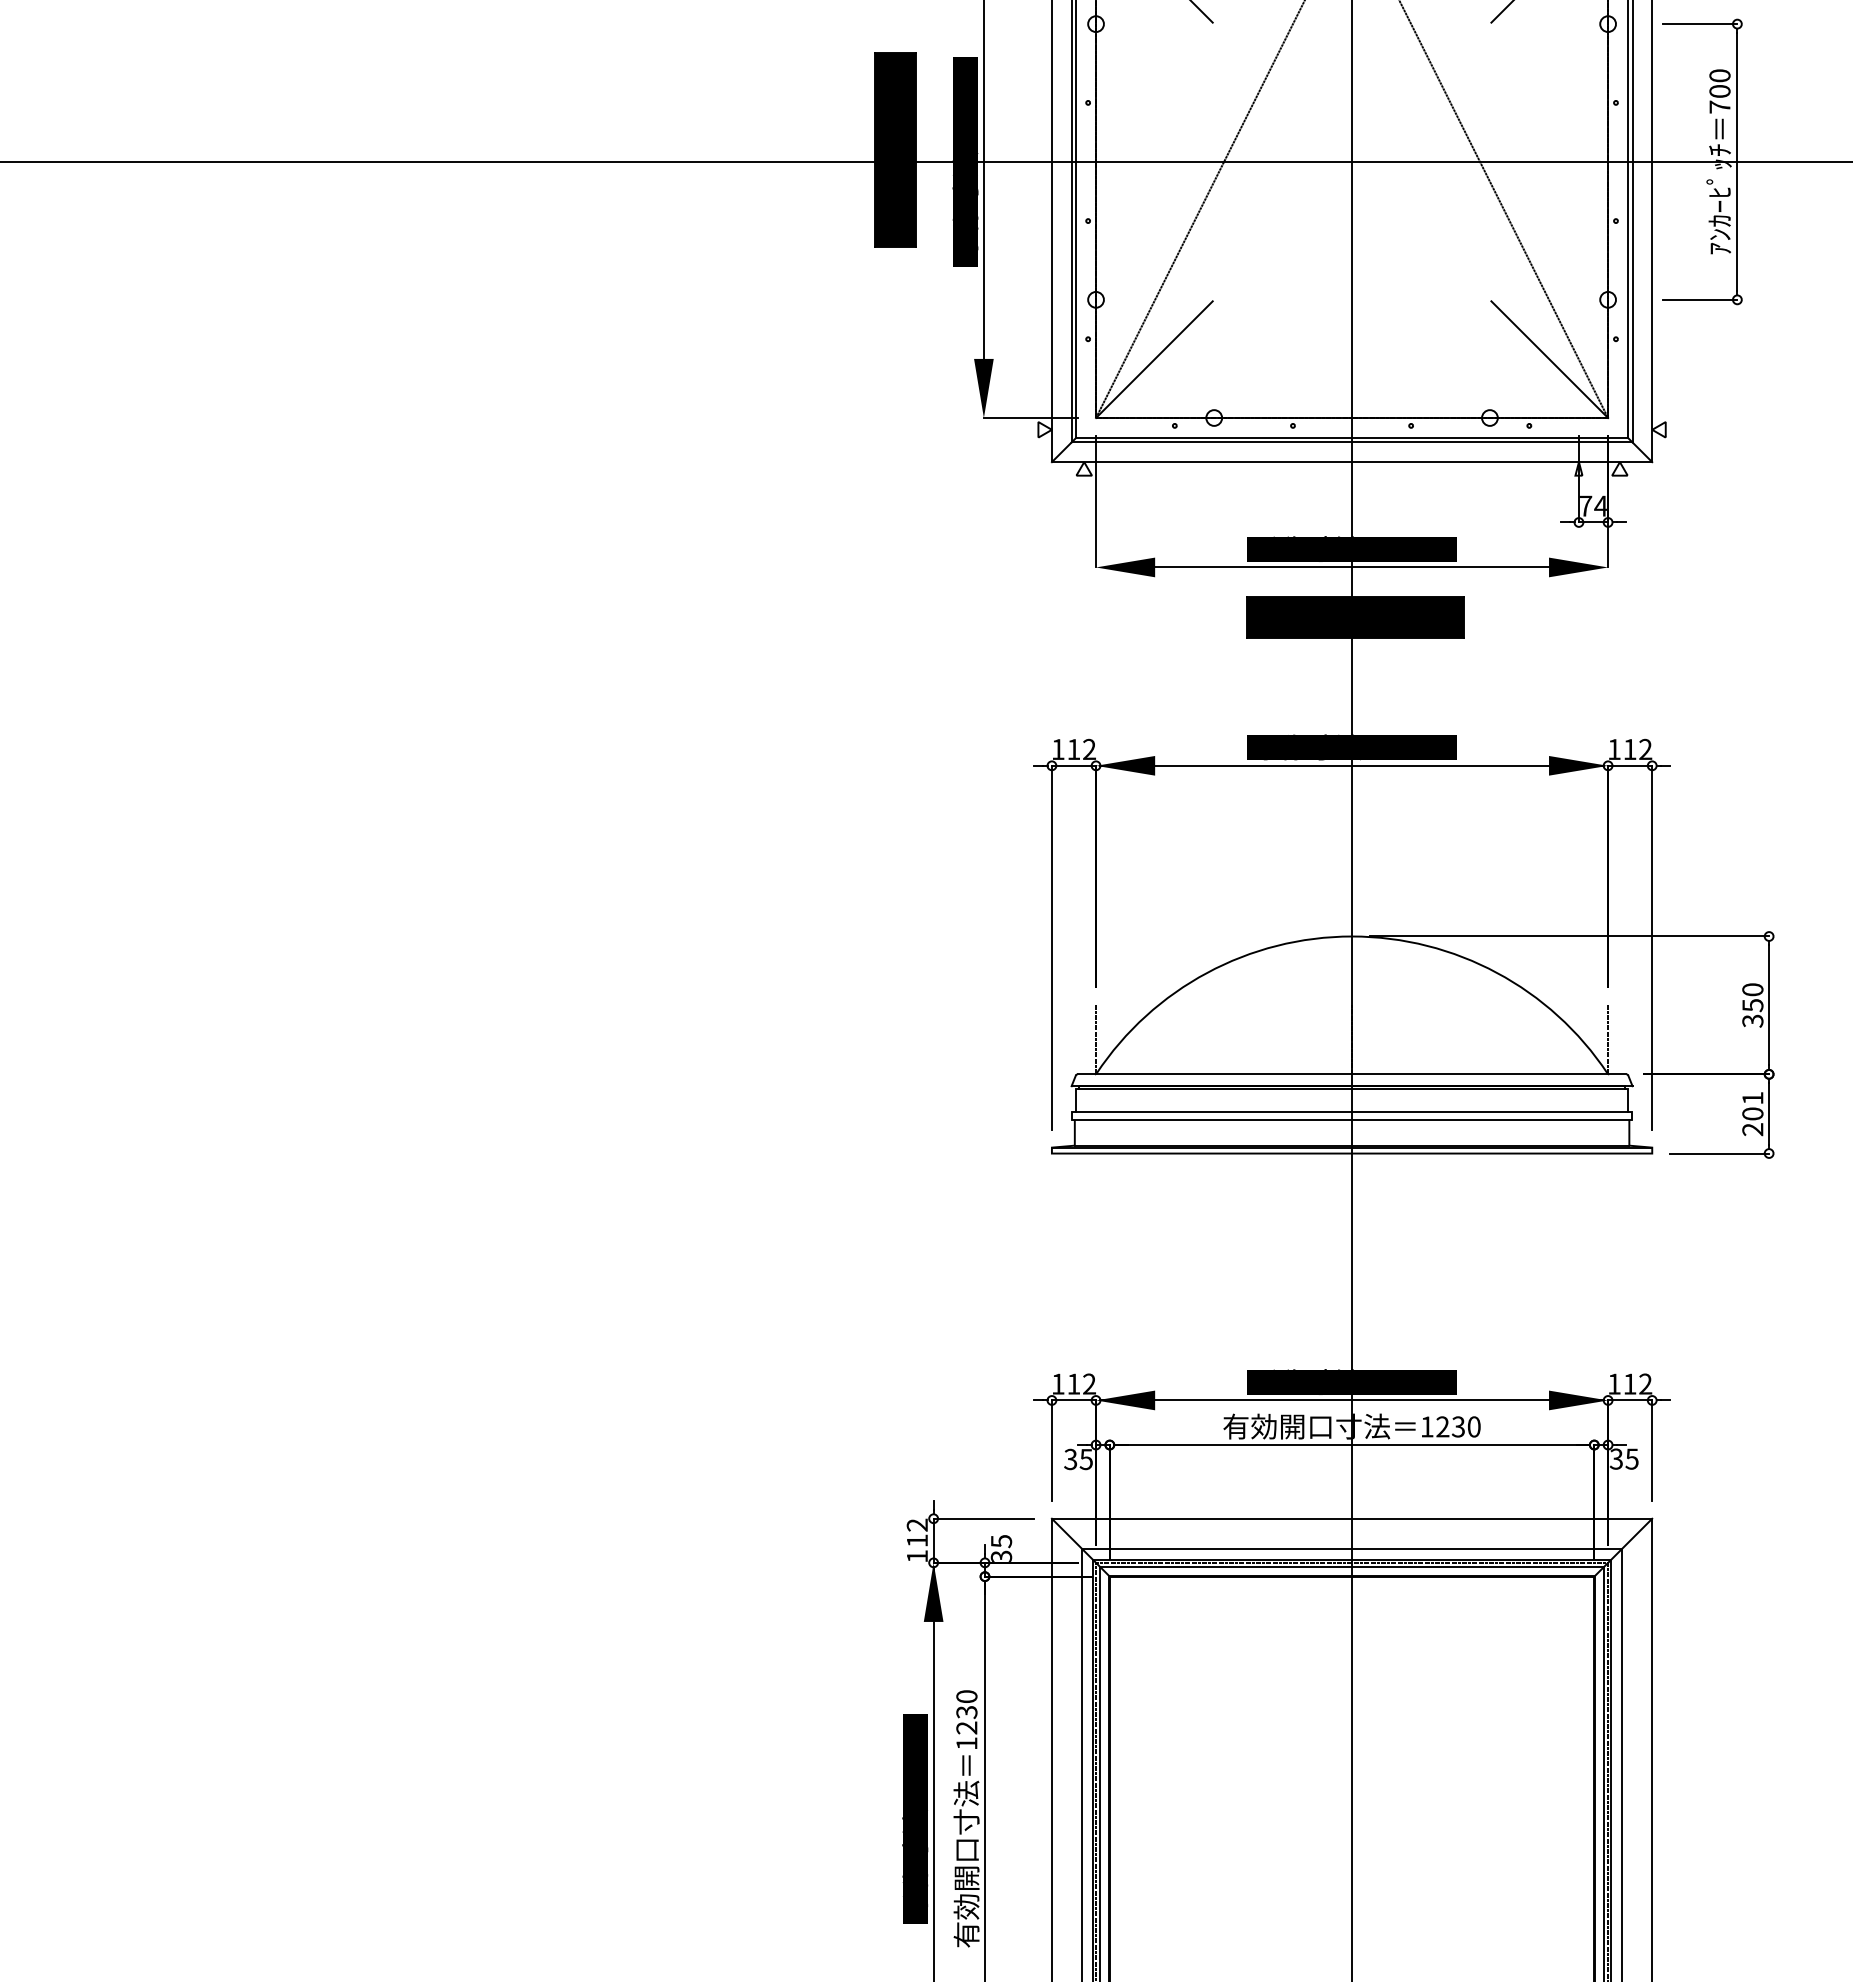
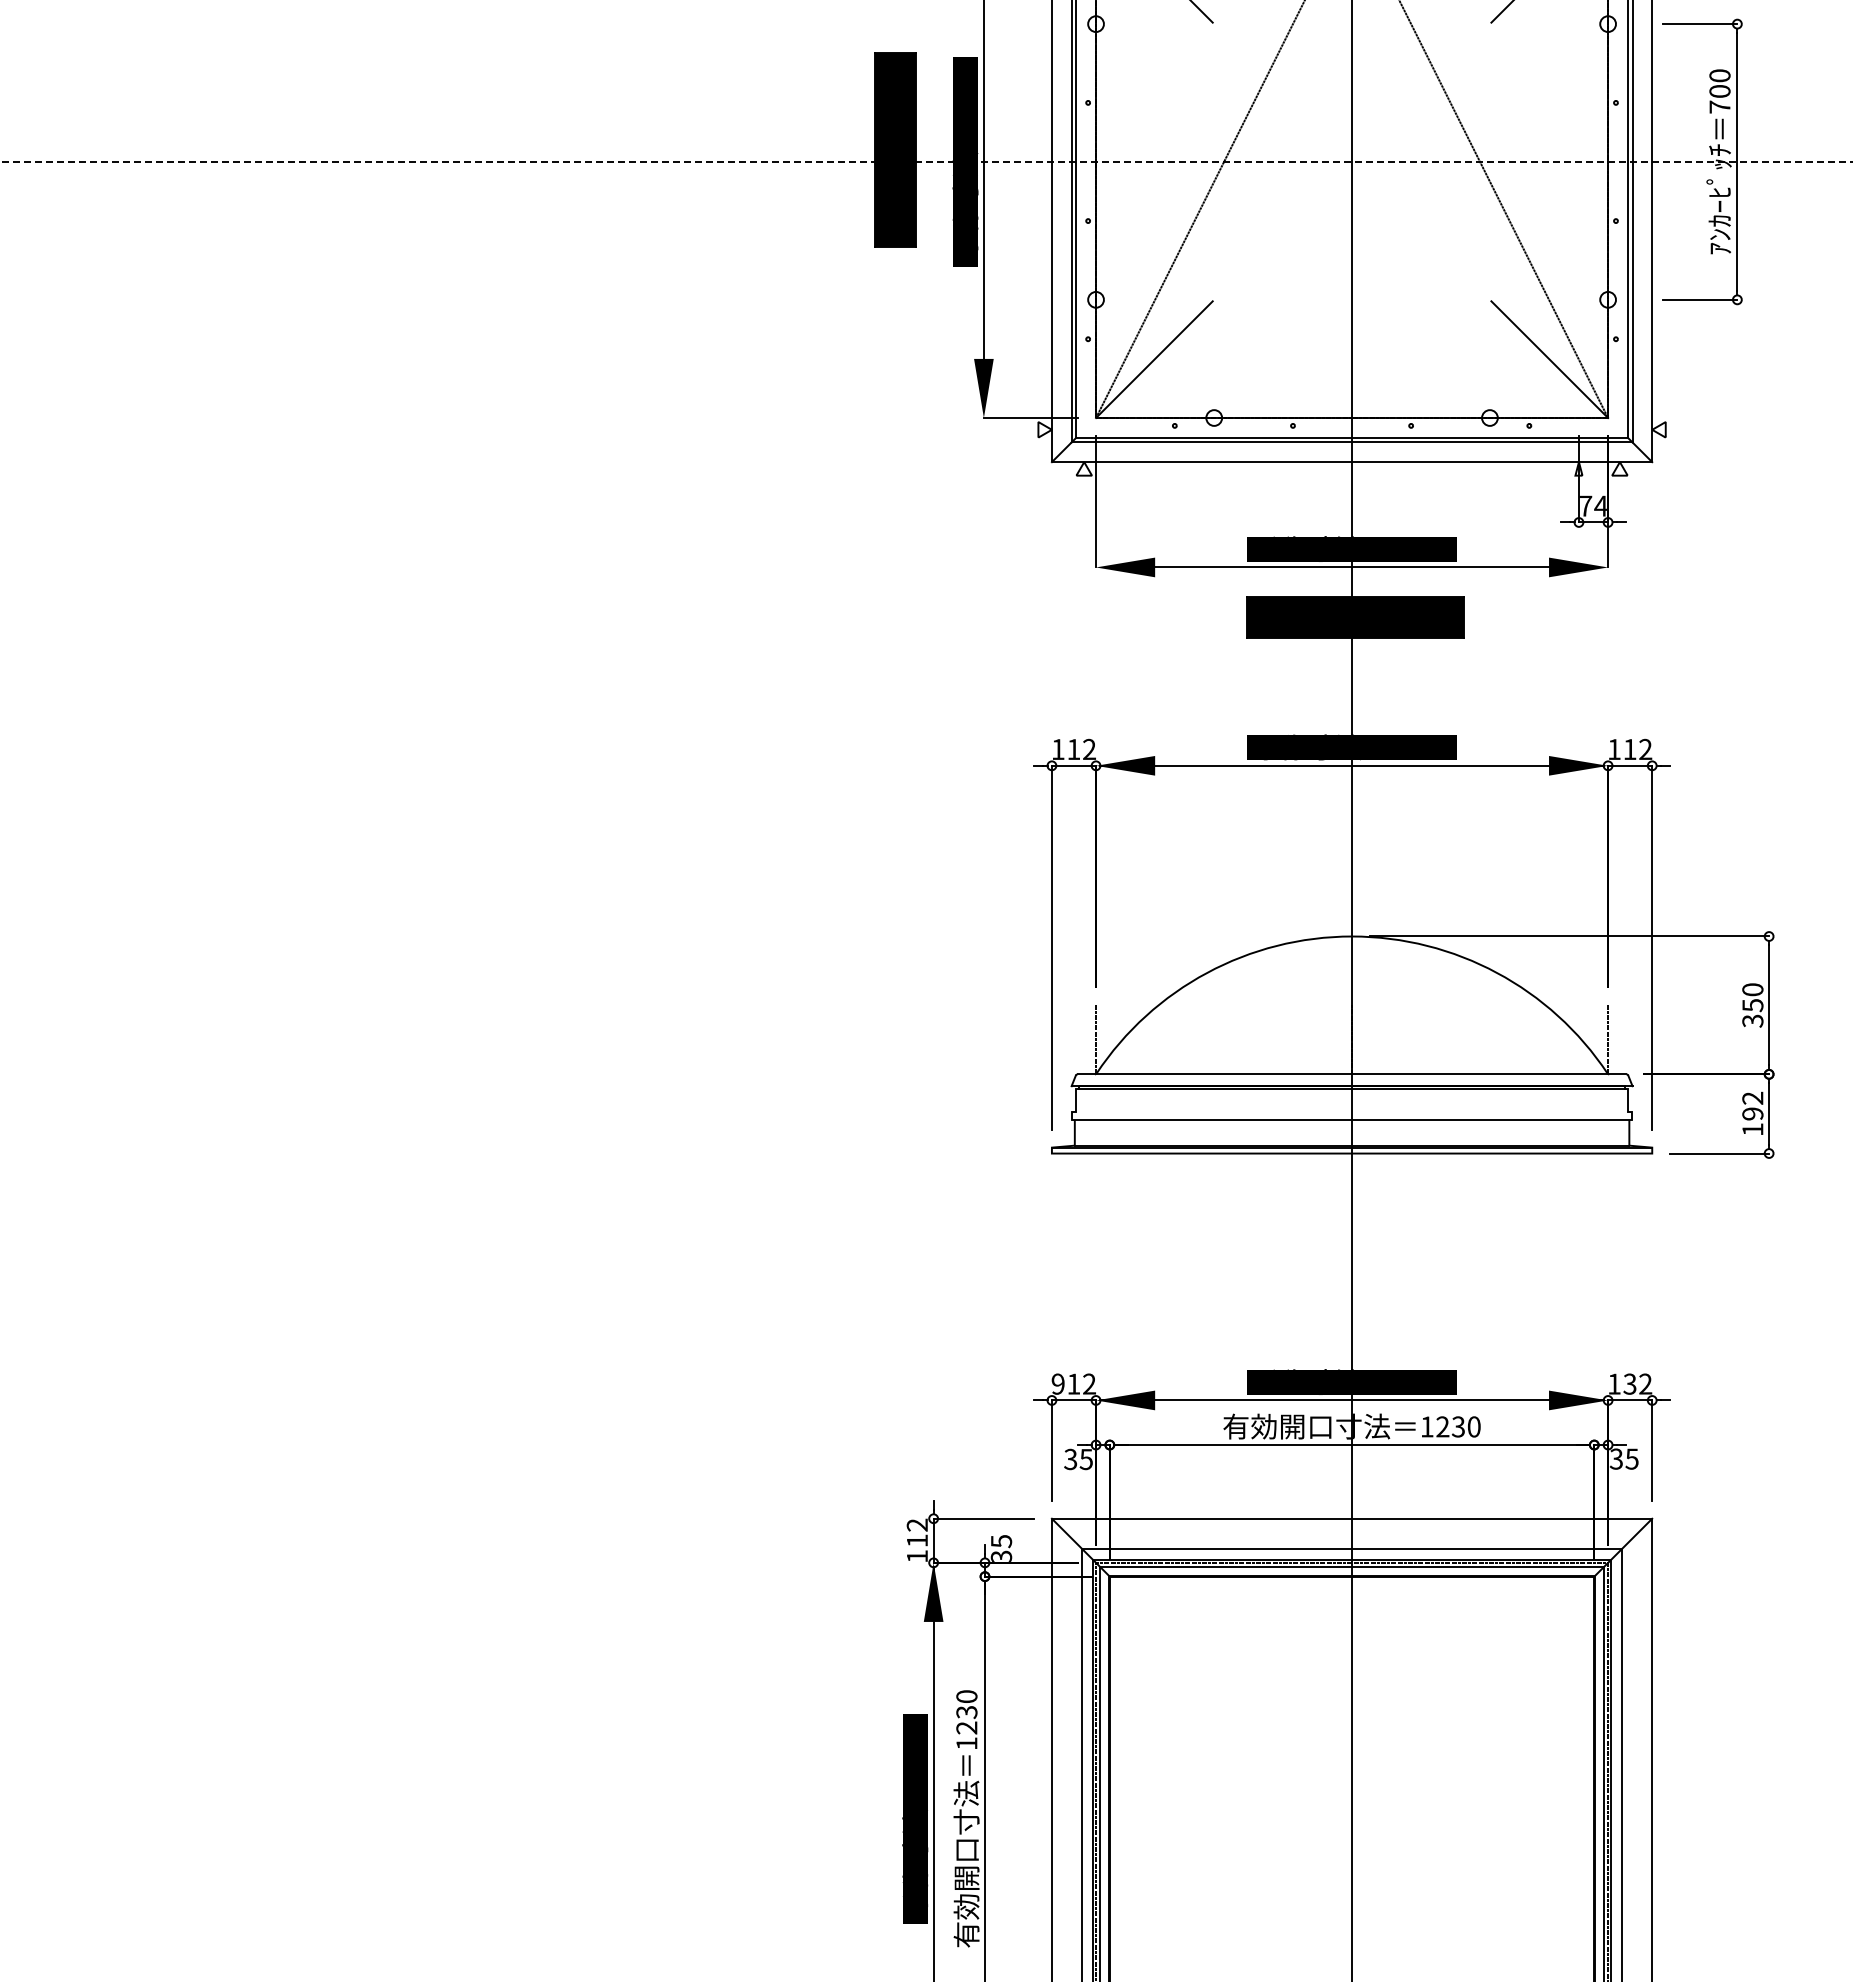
line: solid -> dashed (927, 162)
line: present -> none (1352, 1111)
text: 201 -> 192 (1752, 1113)
text: 112 -> 912 (1057, 1383)
text: 112 -> 132 (1629, 1383)
